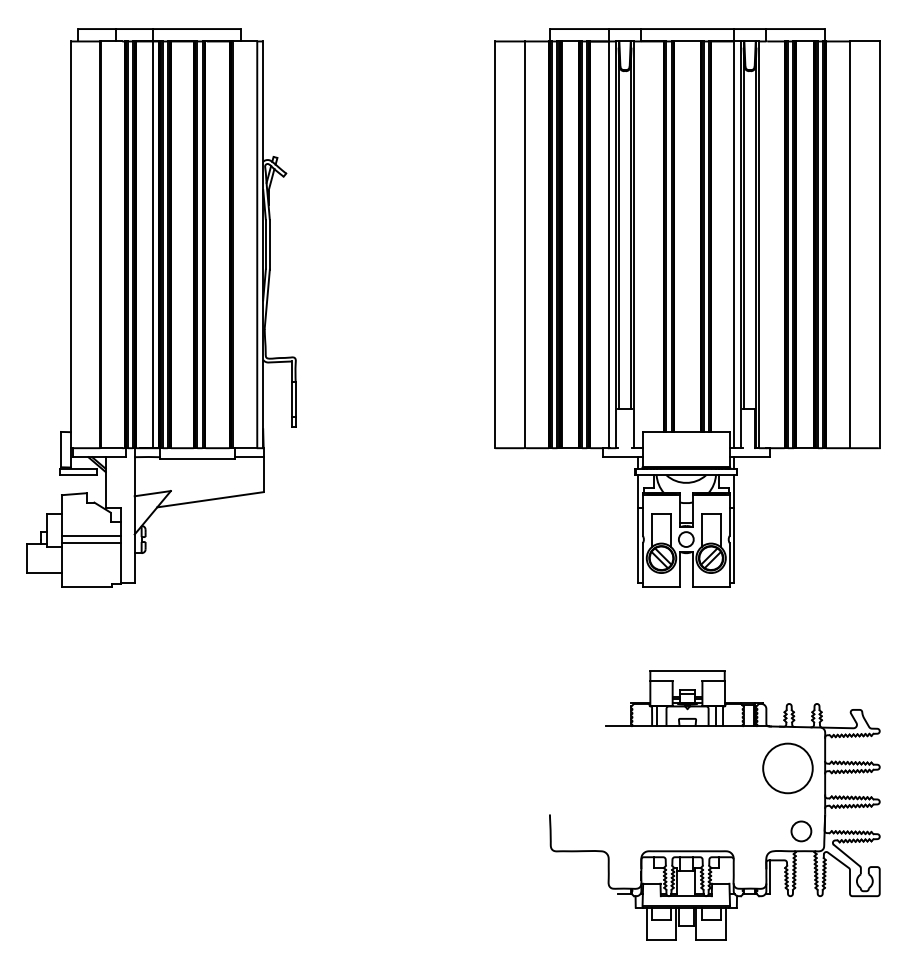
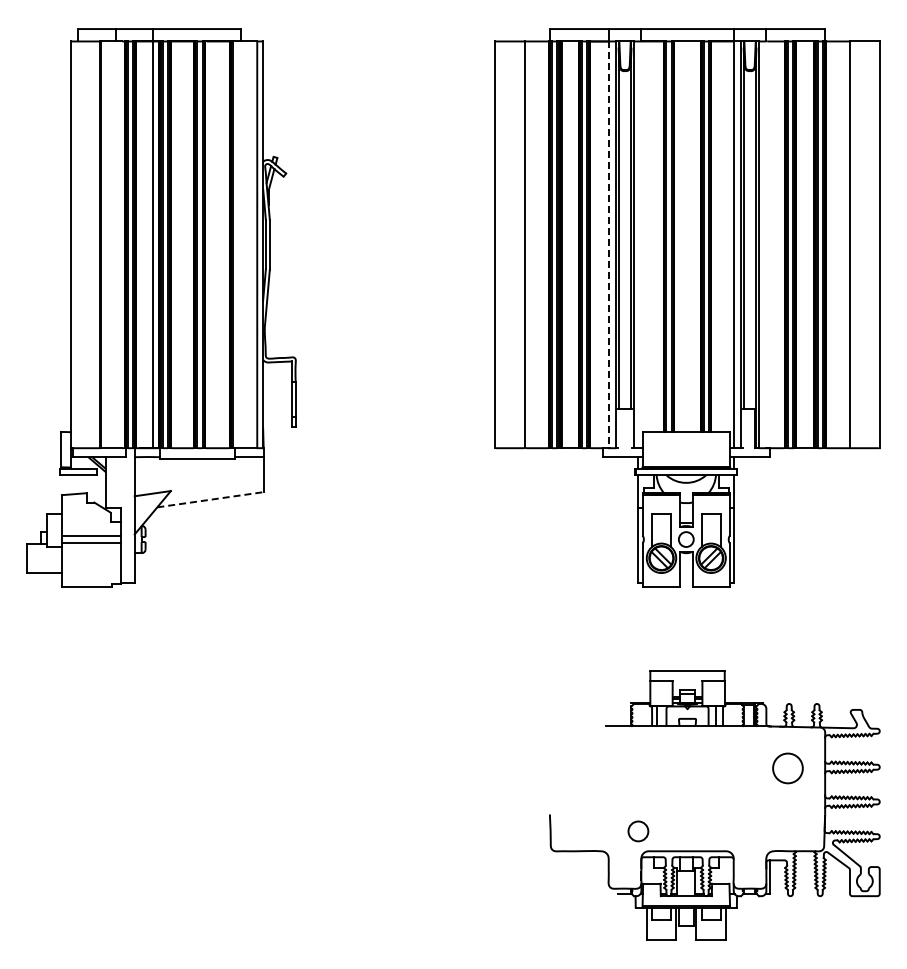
line: solid -> dashed (608, 245)
line: solid -> dashed (210, 499)
circle diameter: 50 px -> 30 px (787, 768)
circle position: (801, 831) -> (638, 831) (638, 831)
